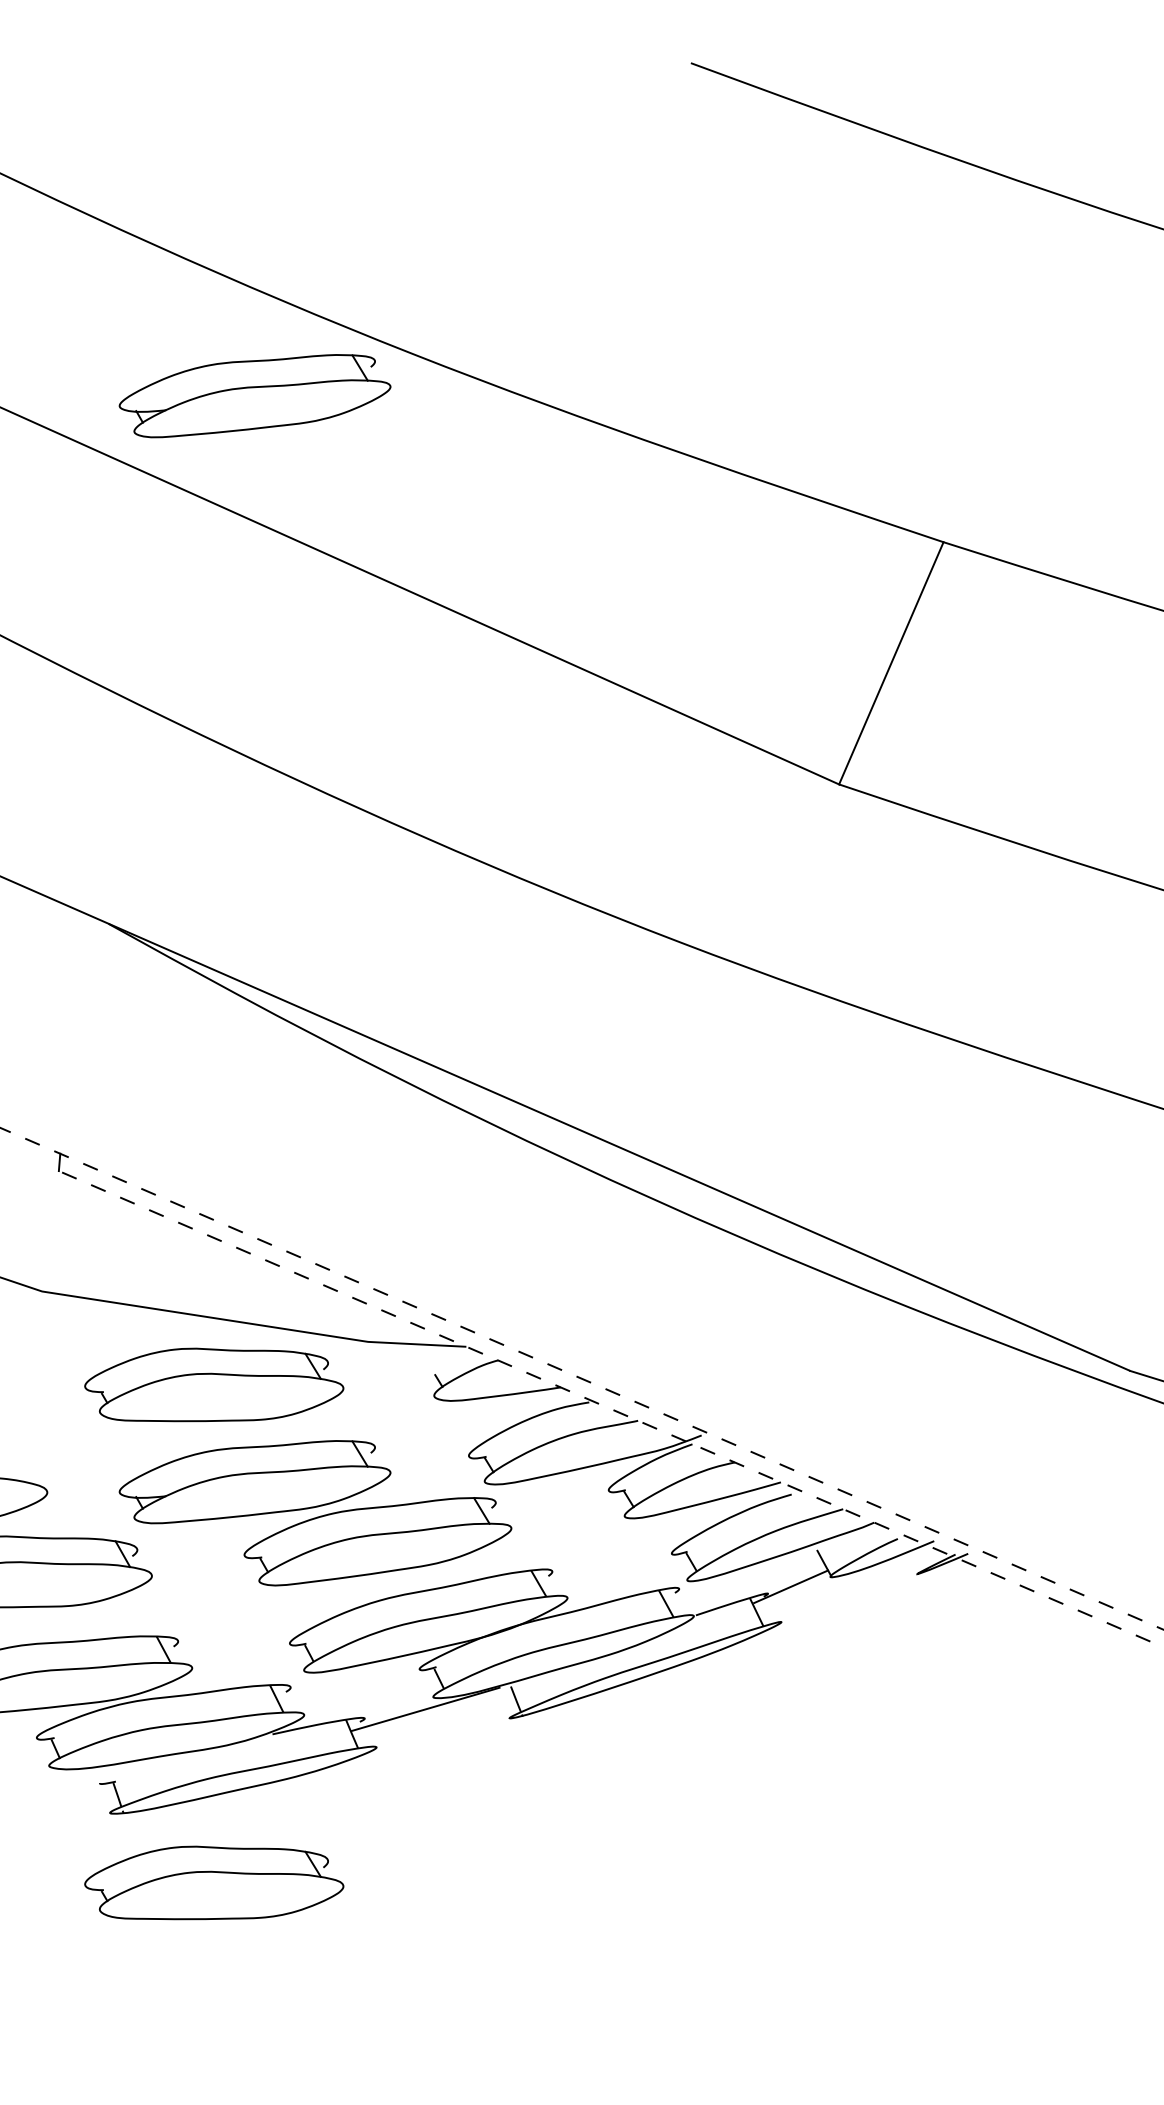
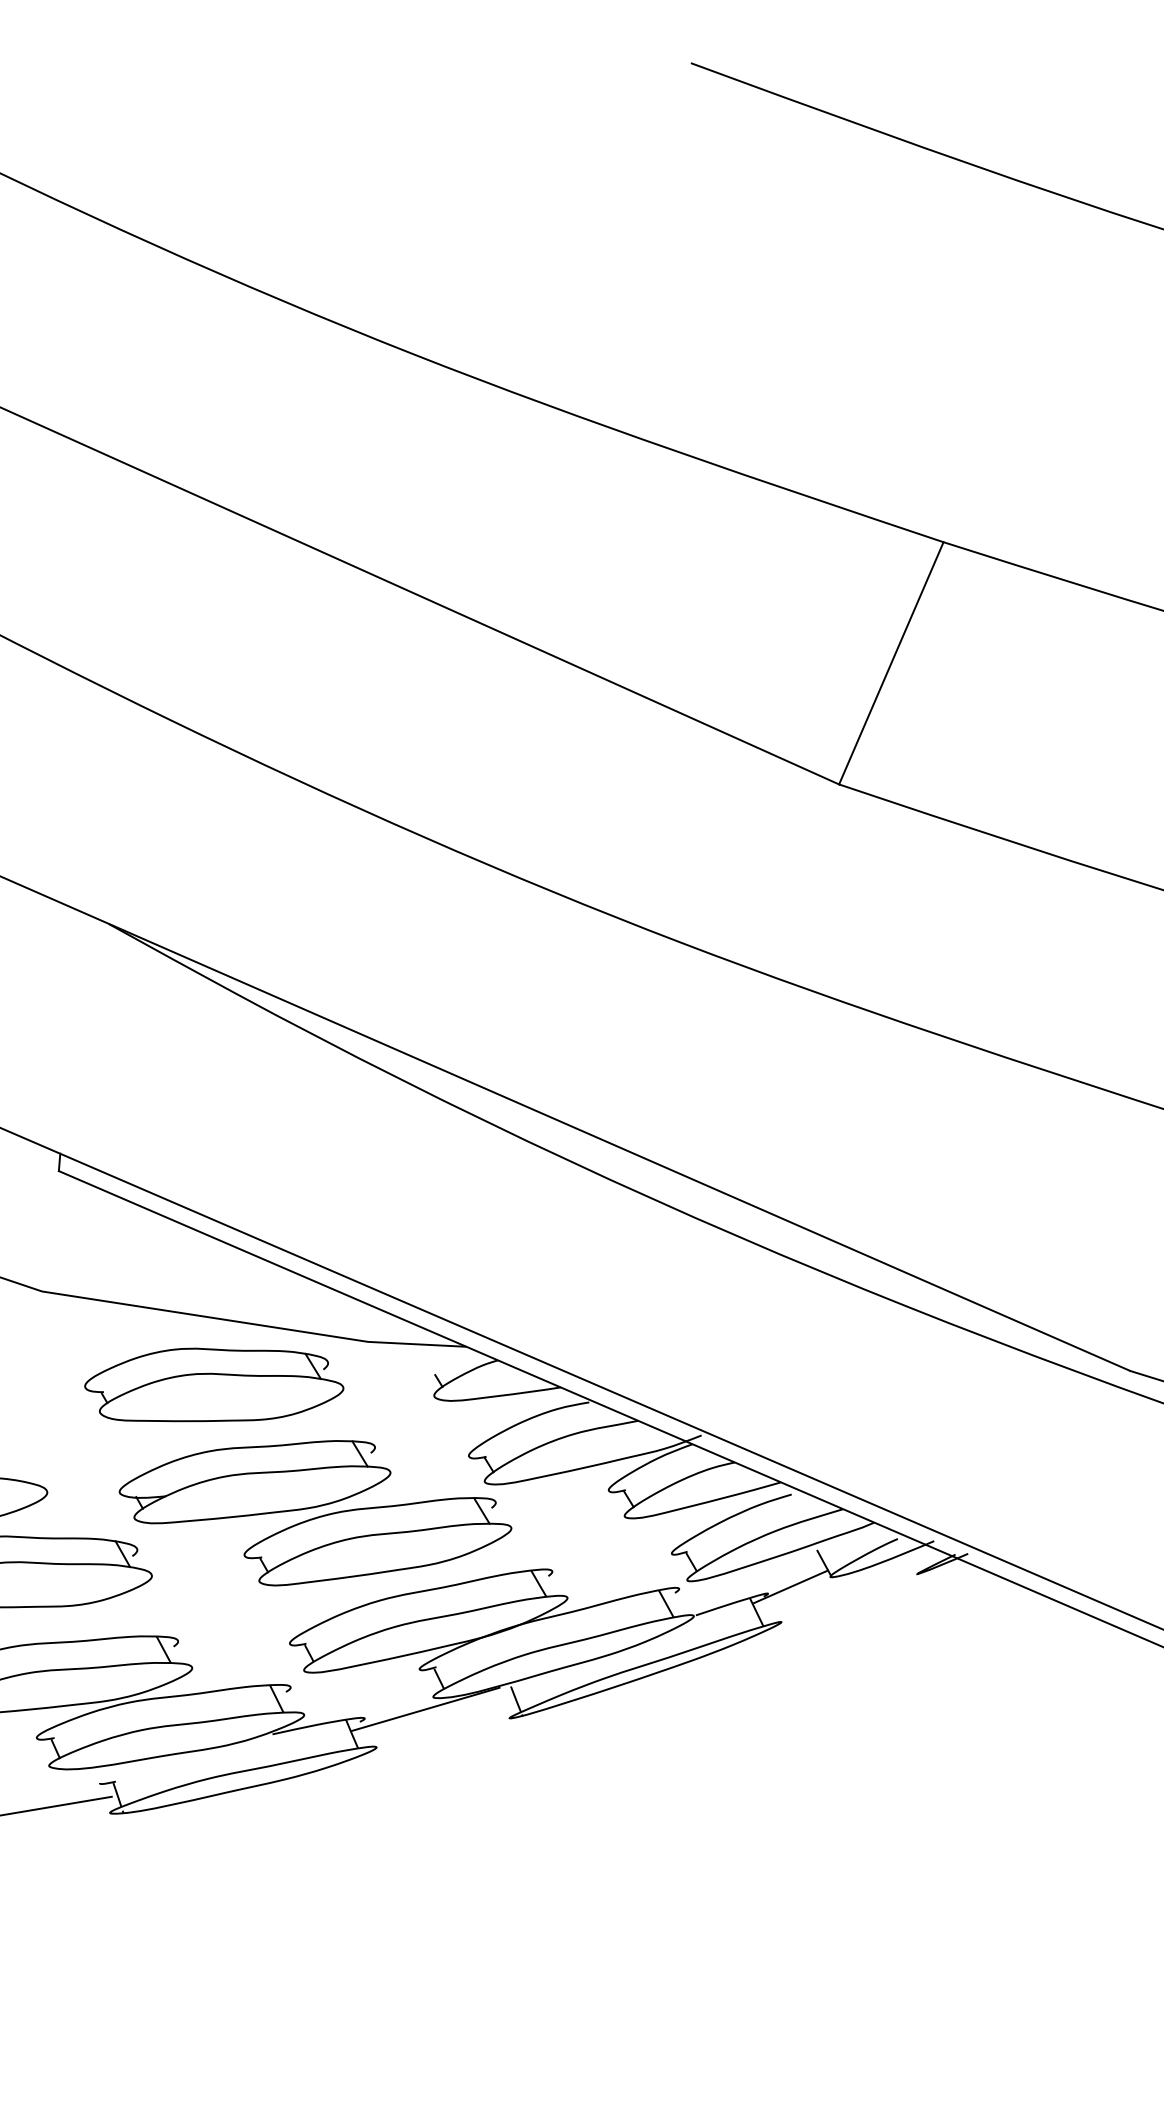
part: present -> none (254, 396)
line: dashed -> solid (582, 1378)
line: dashed -> solid (610, 1408)
line: none -> present (56, 1805)
part: present -> none (214, 1882)
